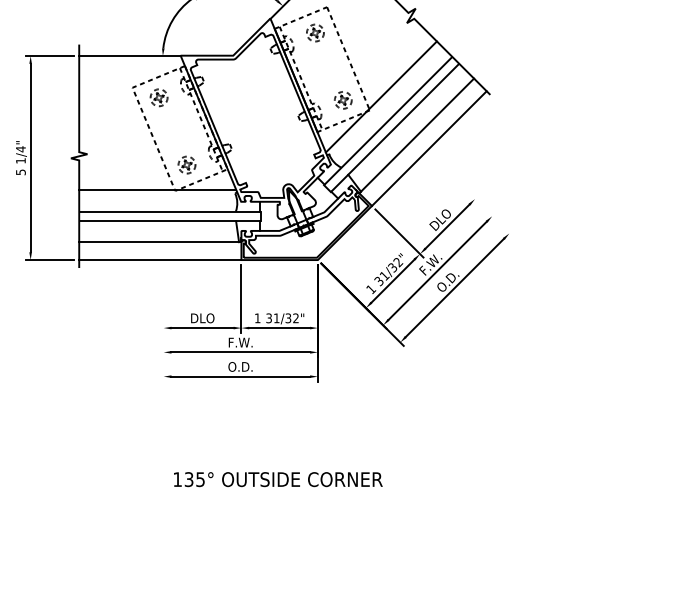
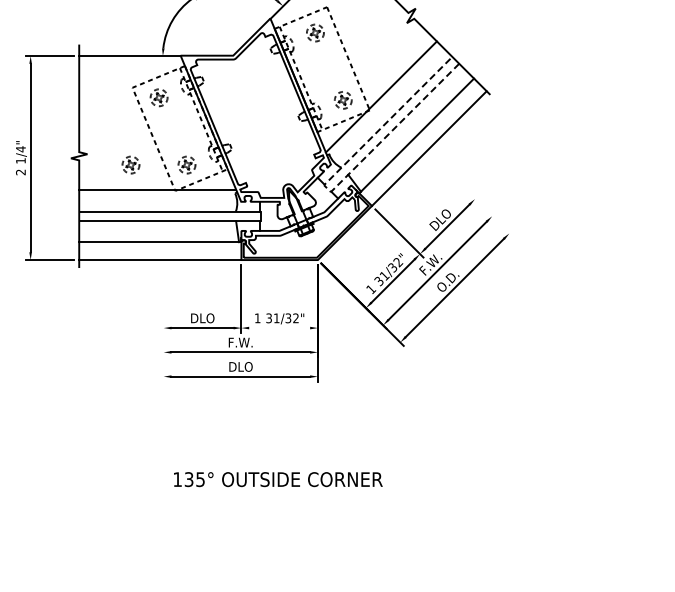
part: none -> present (130, 164)
text: 5 -> 2 (20, 172)
line: solid -> dashed (327, 188)
line: present -> none (279, 328)
text: O.D. -> DLO (240, 366)
